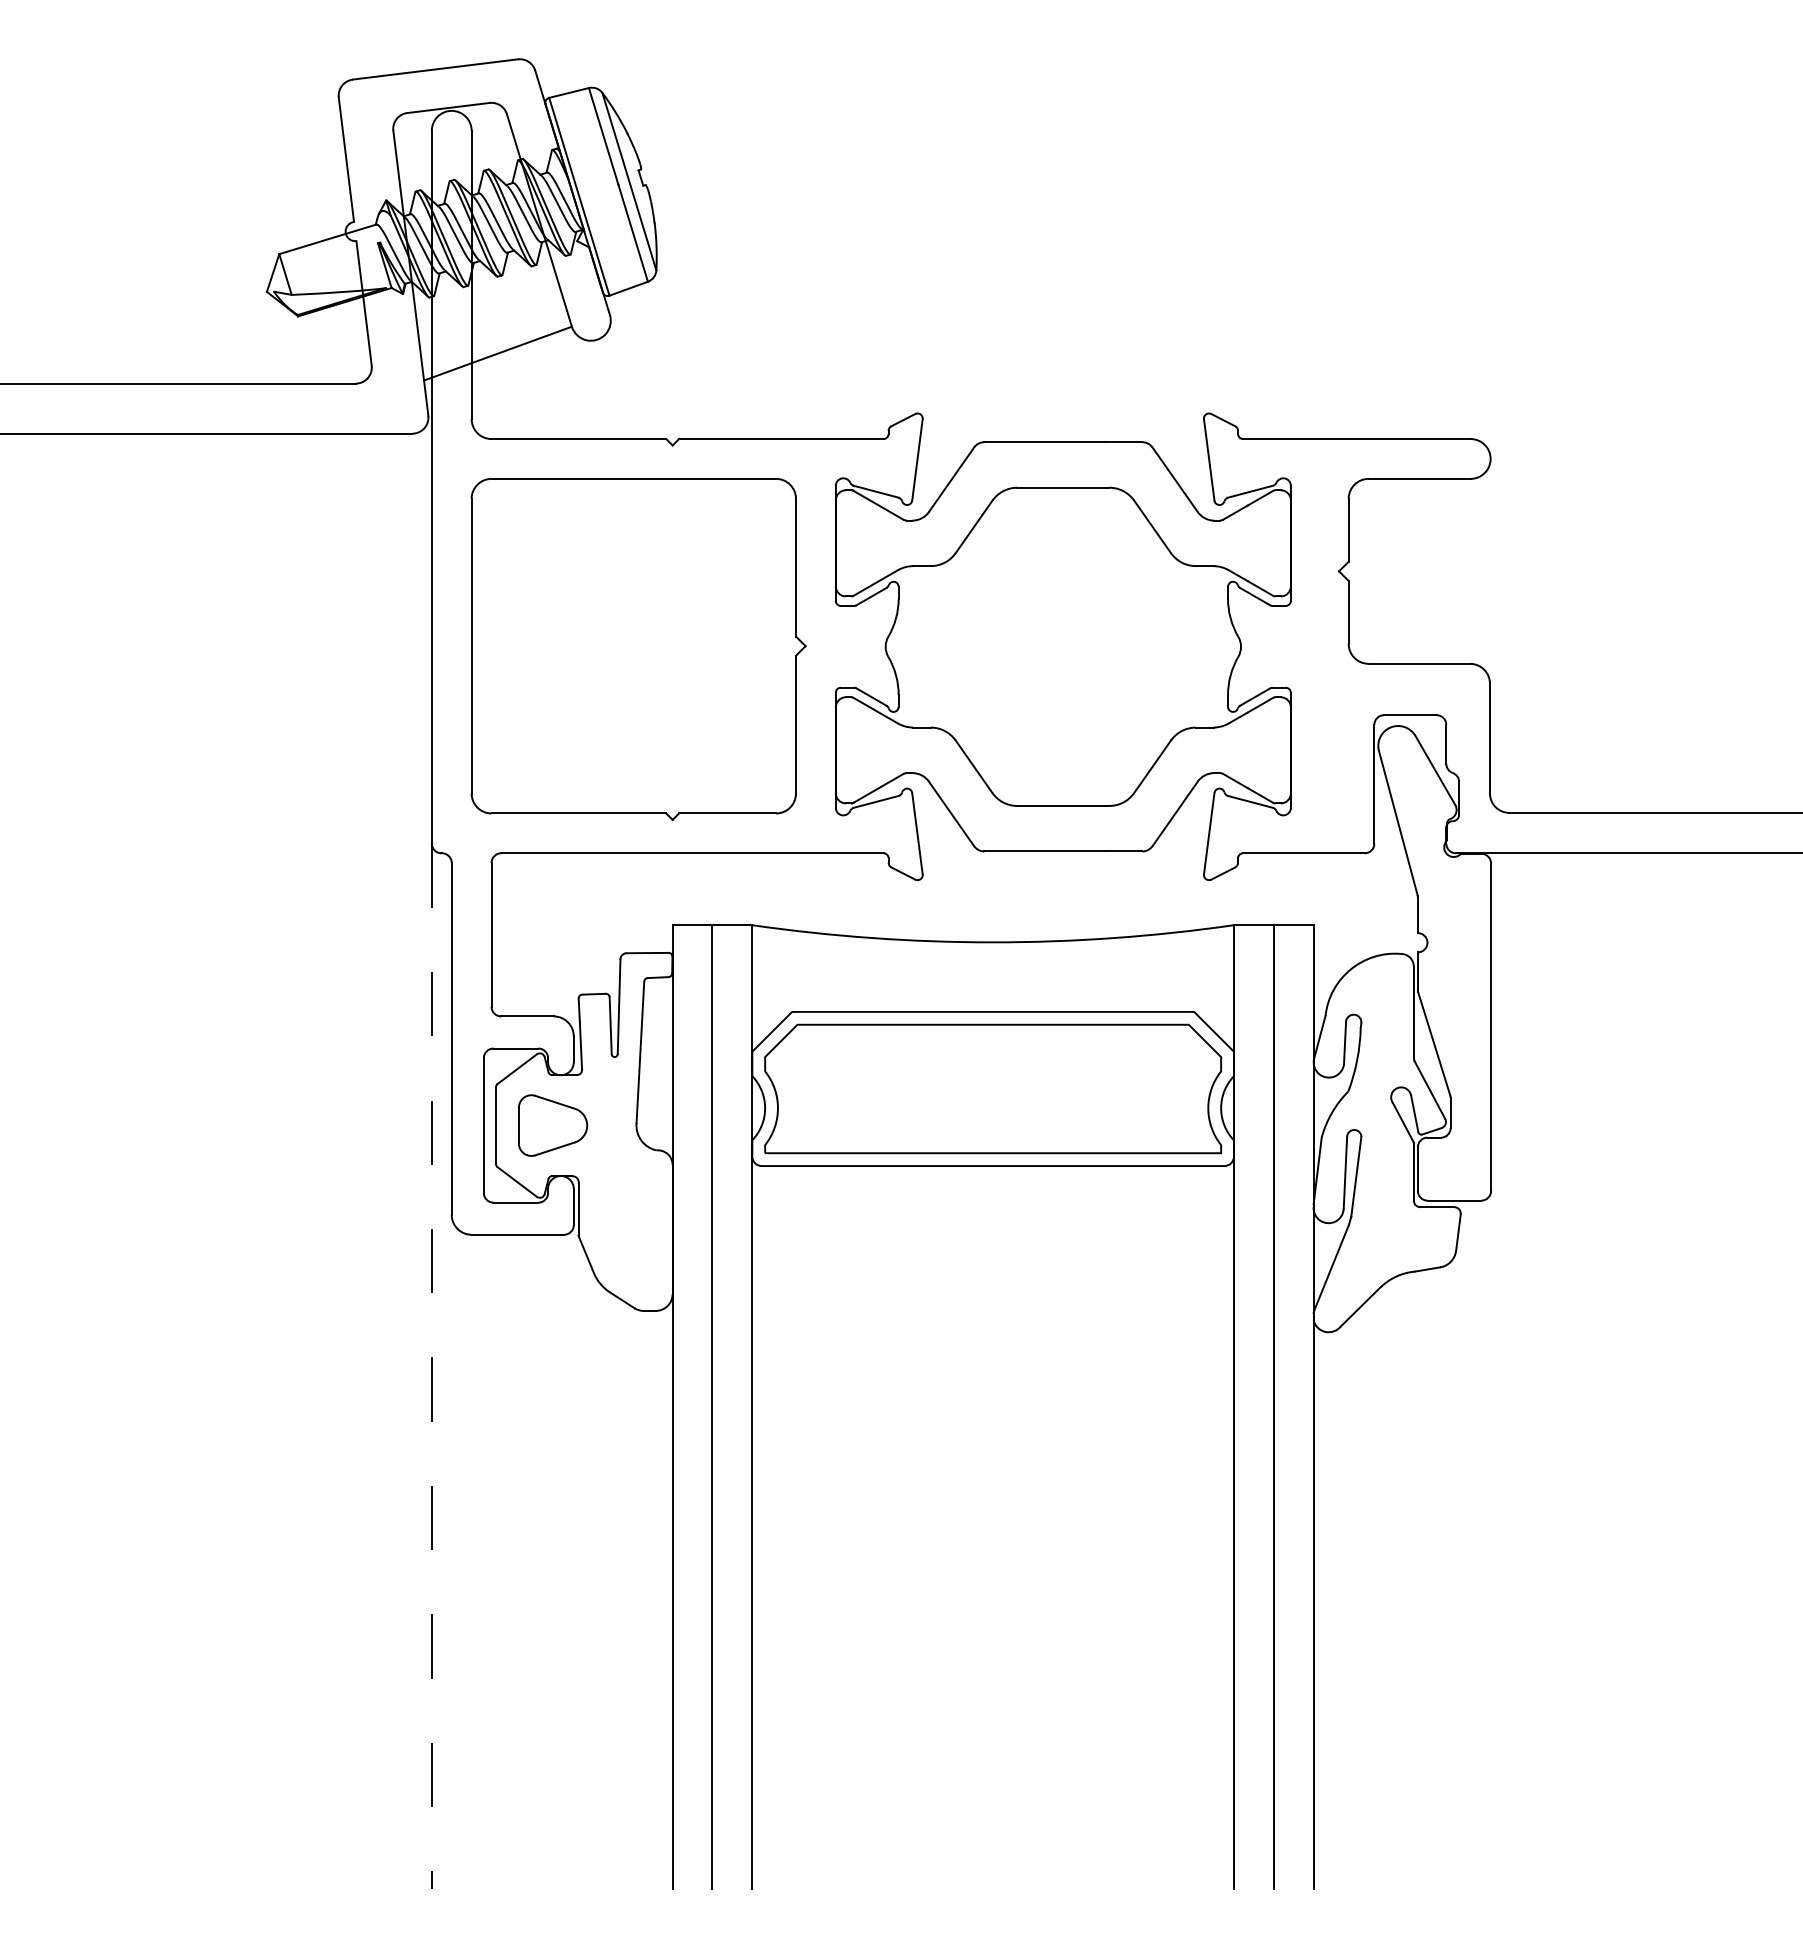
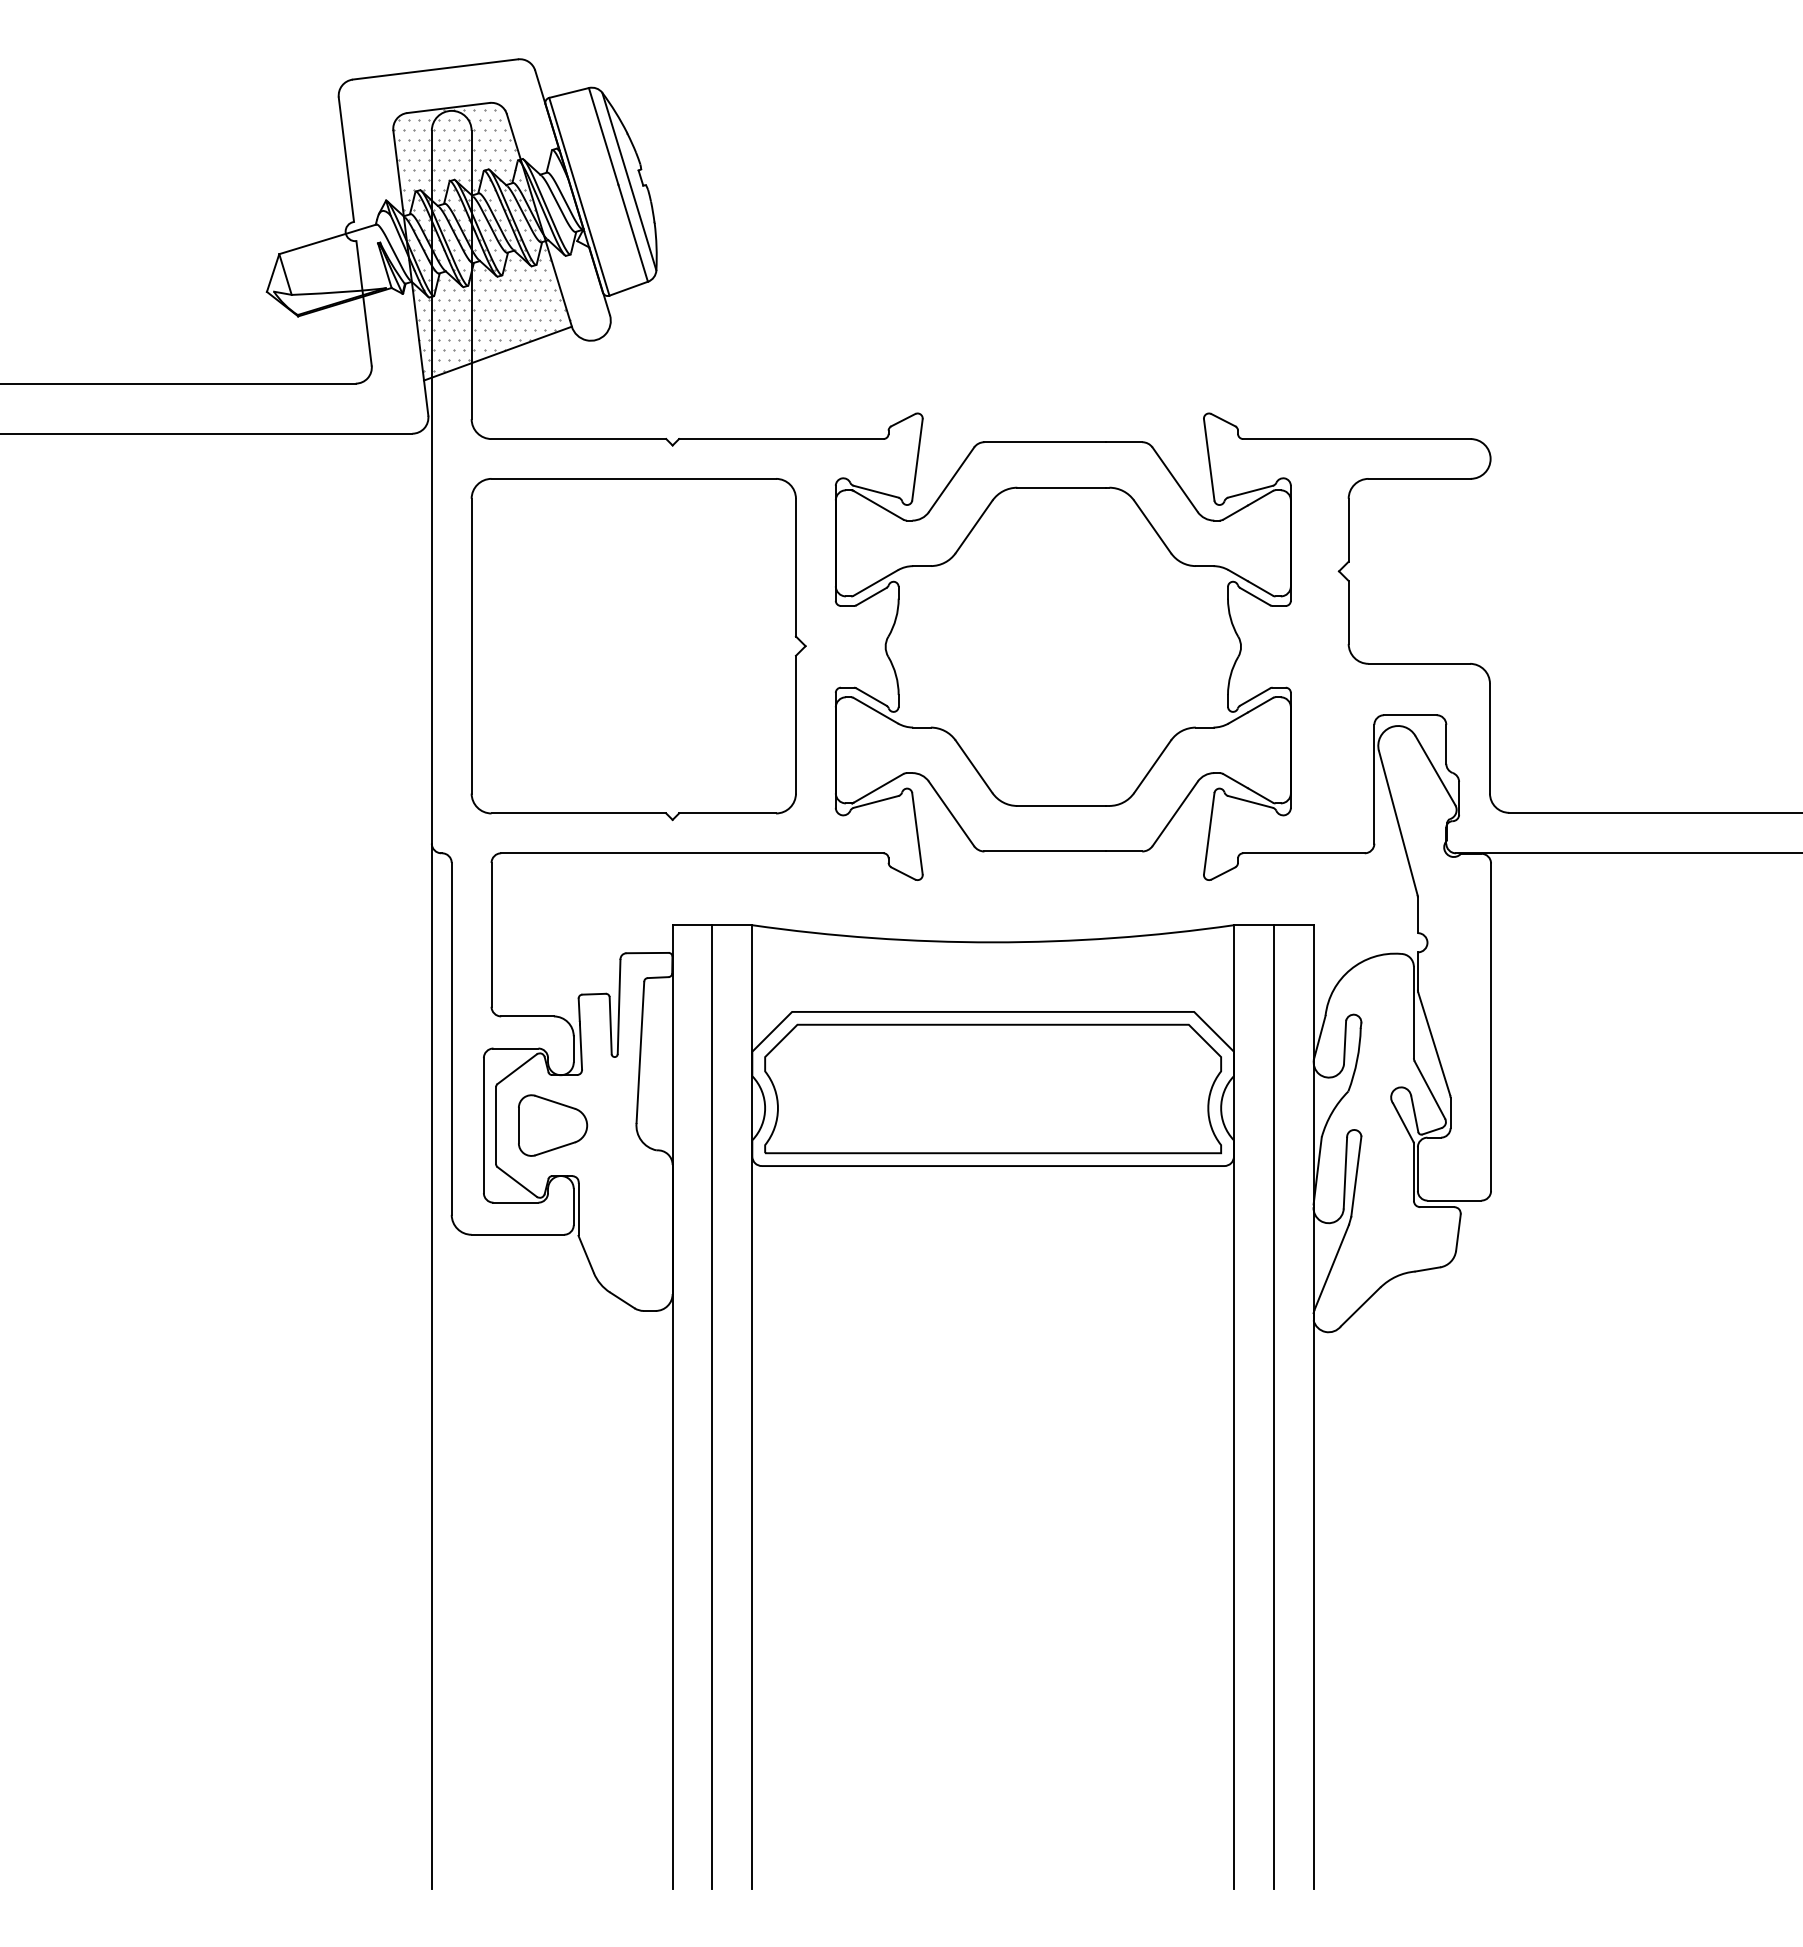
hatch: none -> present (481, 239)
line: dashed -> solid (431, 1366)
